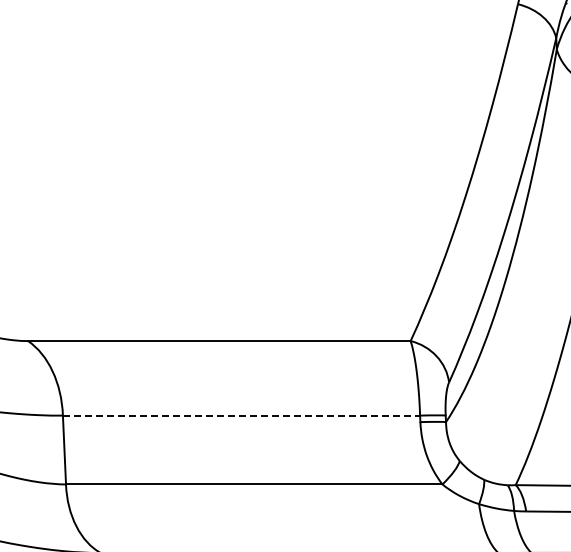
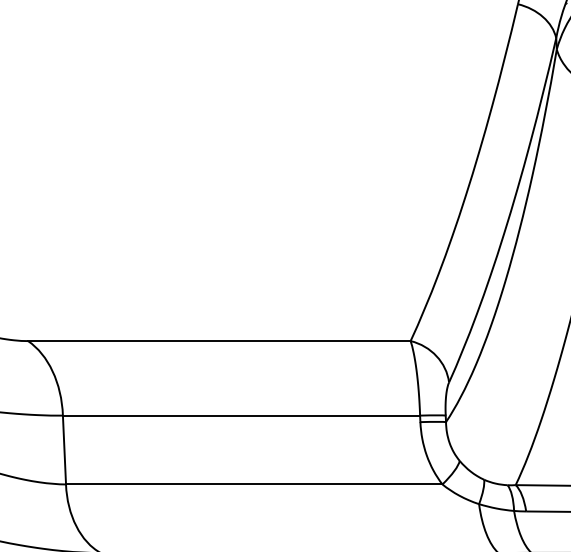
line: dashed -> solid (241, 415)
